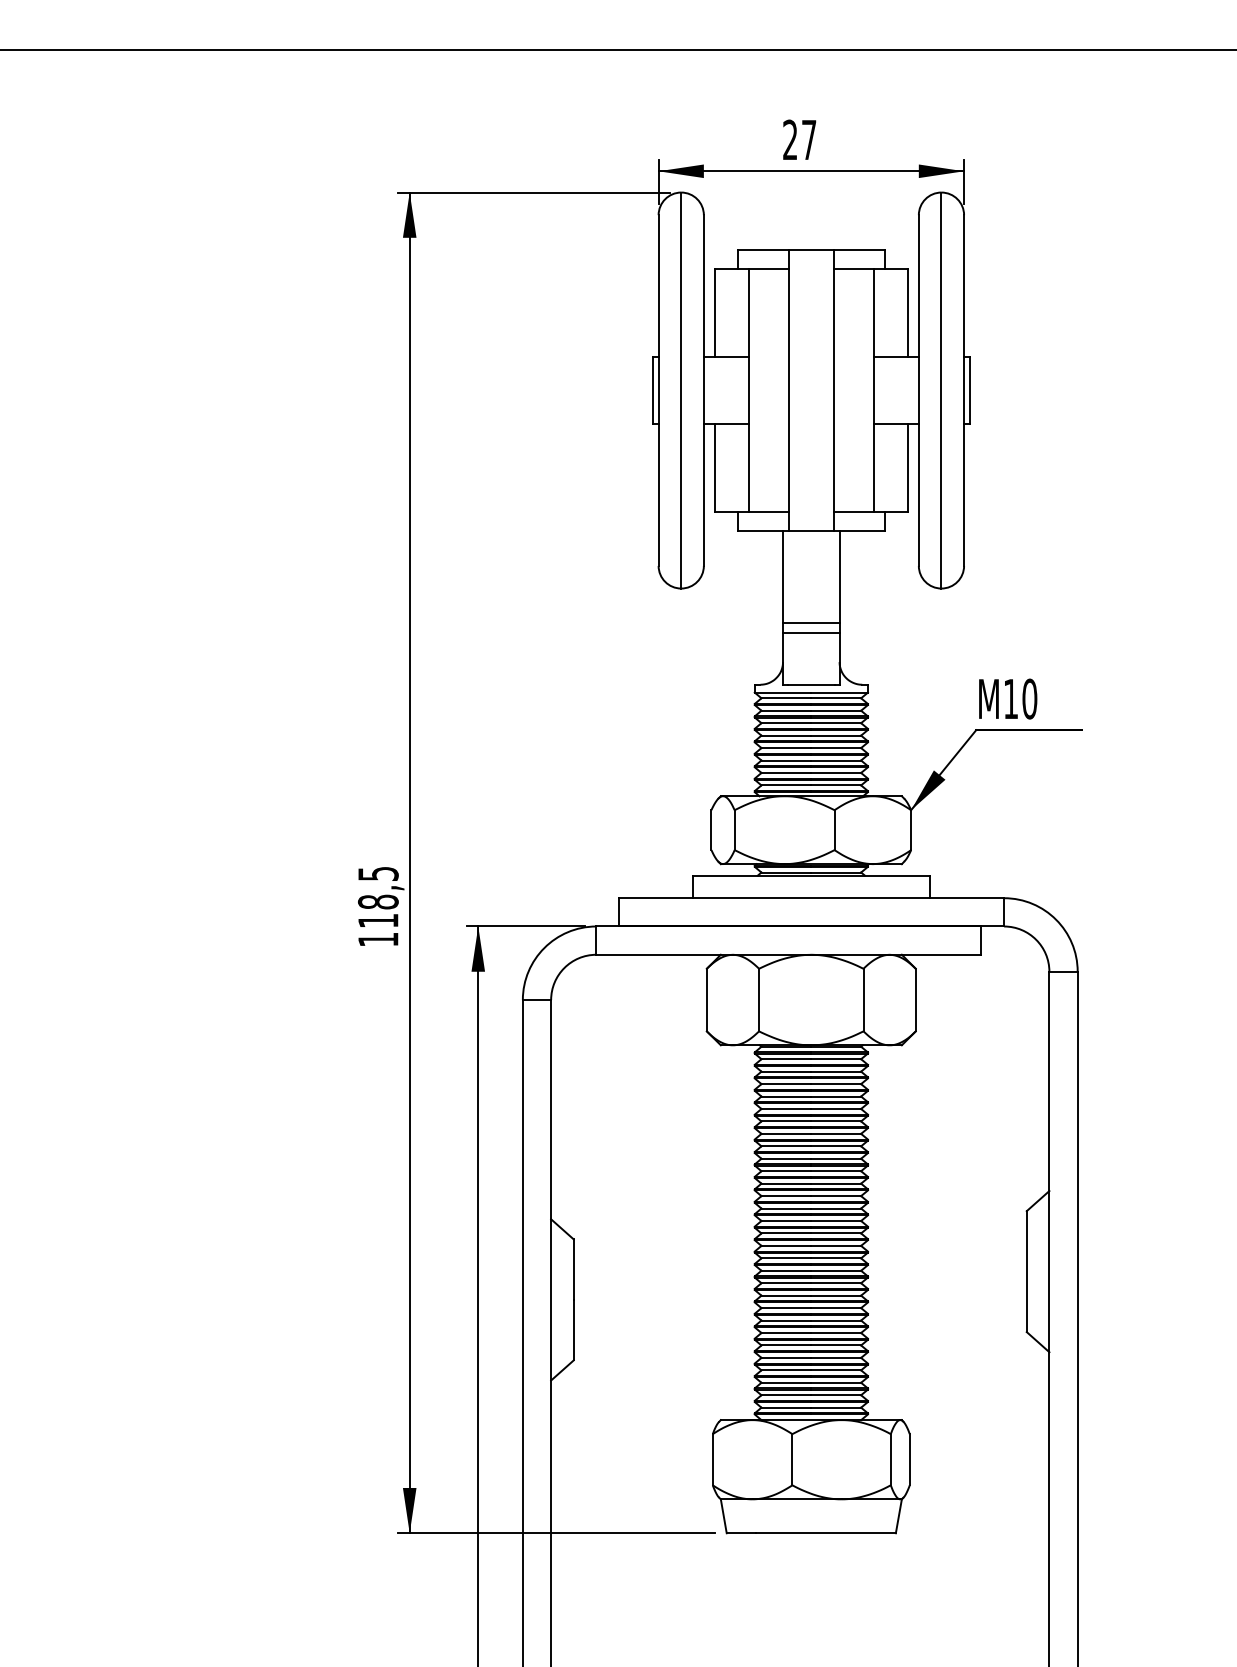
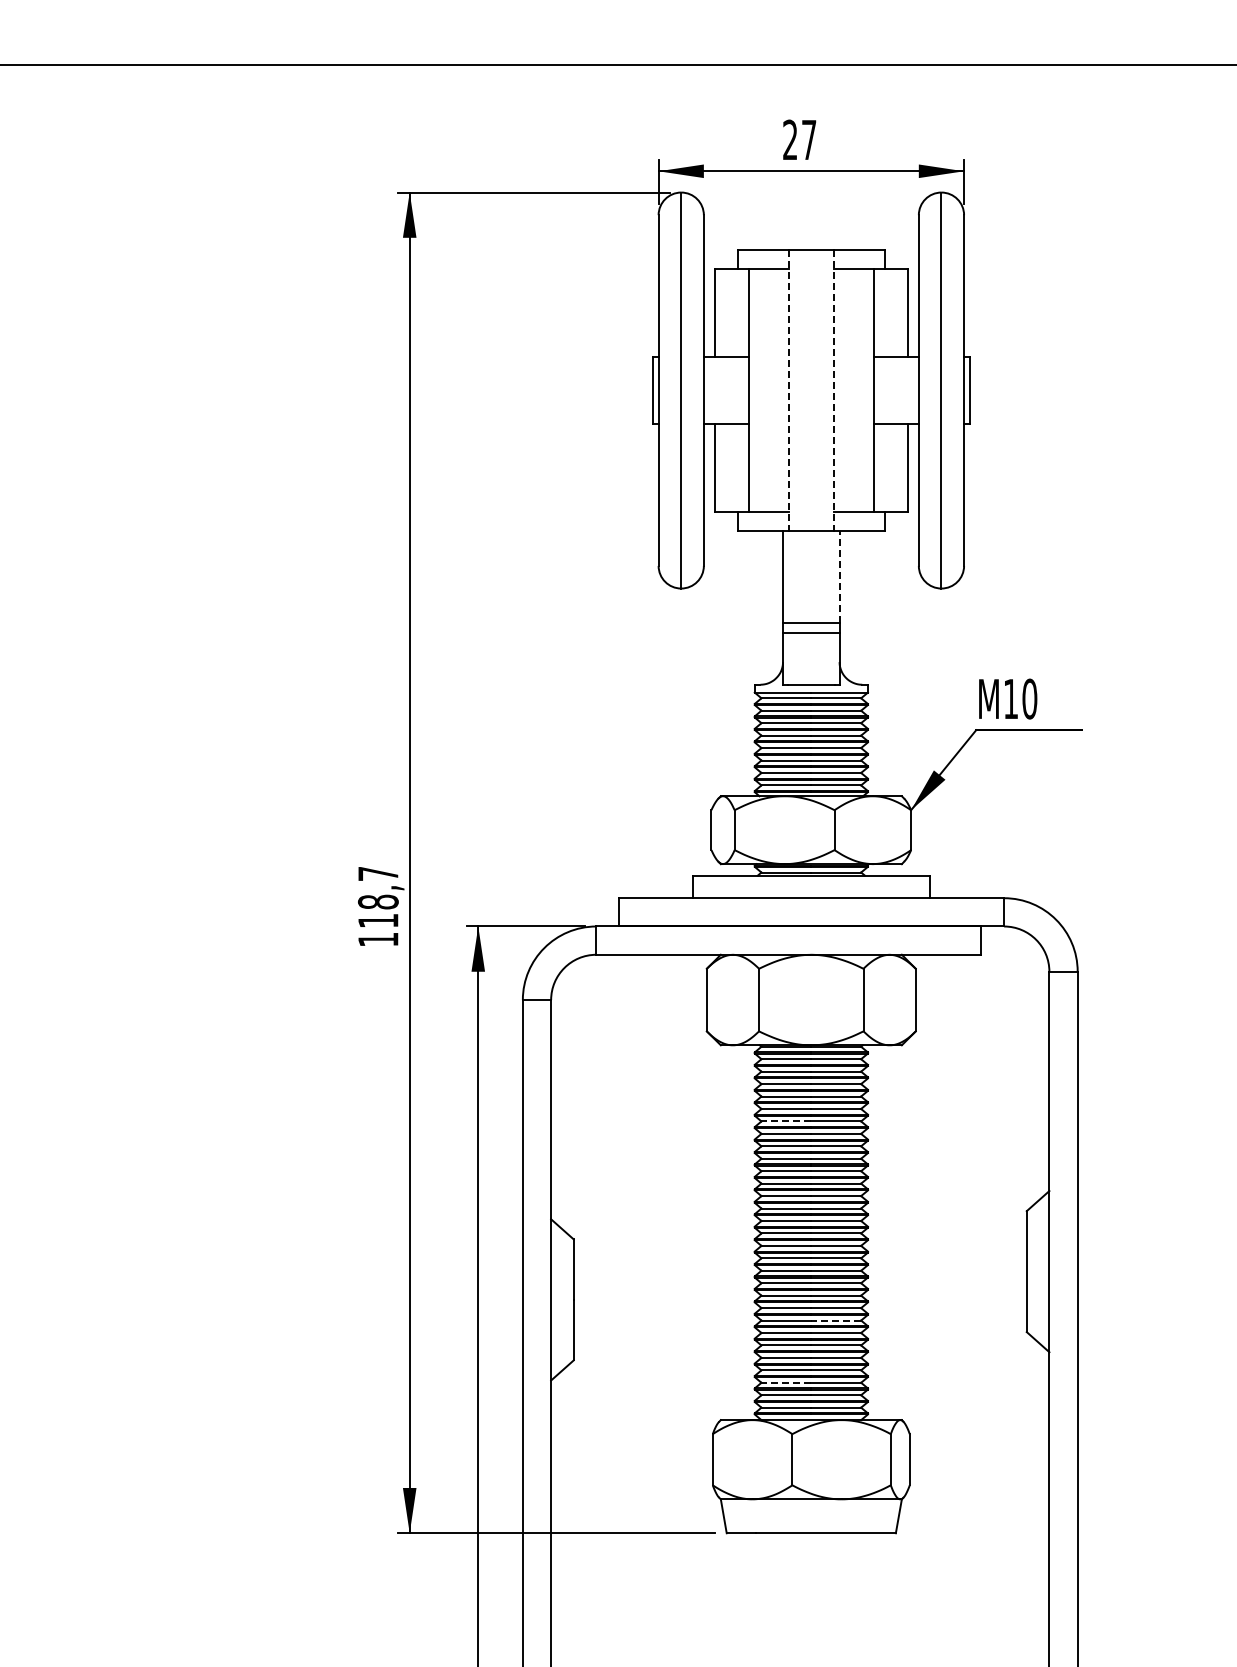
line position: (617, 50) -> (617, 65) (617, 65)
line: solid -> dashed (788, 390)
line: solid -> dashed (833, 390)
line: solid -> dashed (839, 577)
text: 118,5 -> 118,7 (378, 873)
line: solid -> dashed (786, 1121)
line: solid -> dashed (836, 1320)
line: solid -> dashed (786, 1382)
